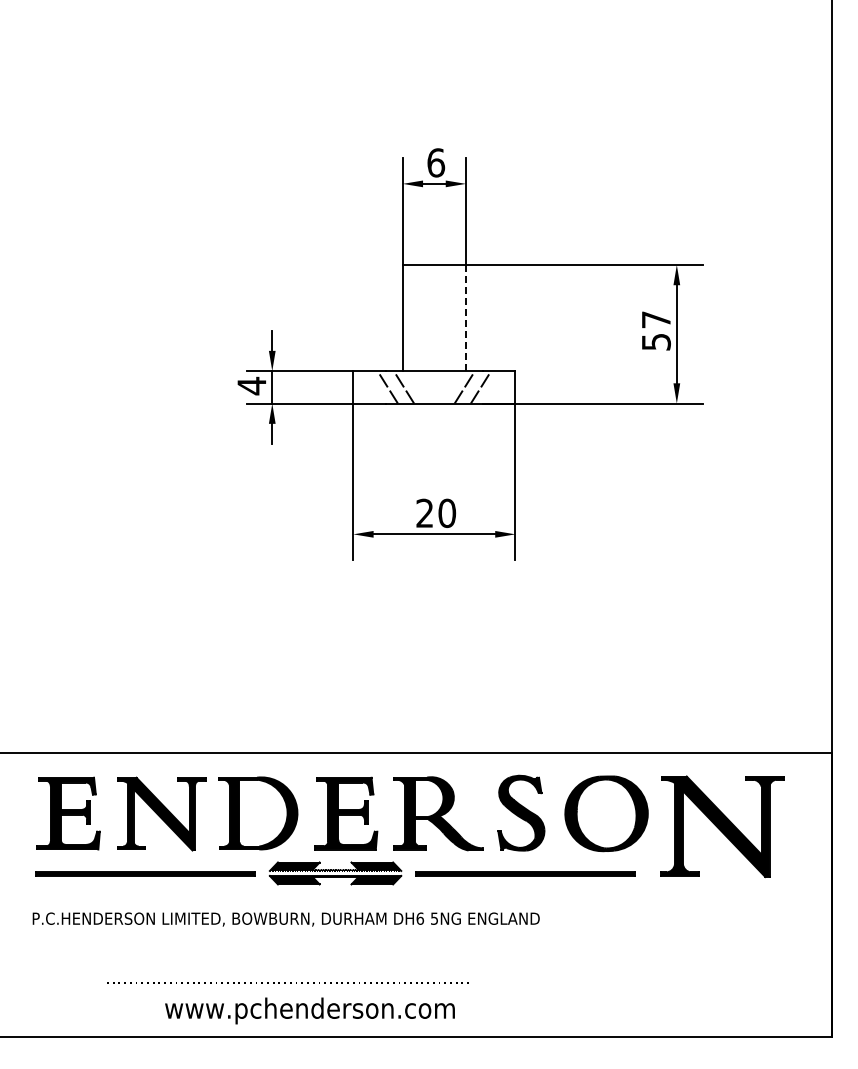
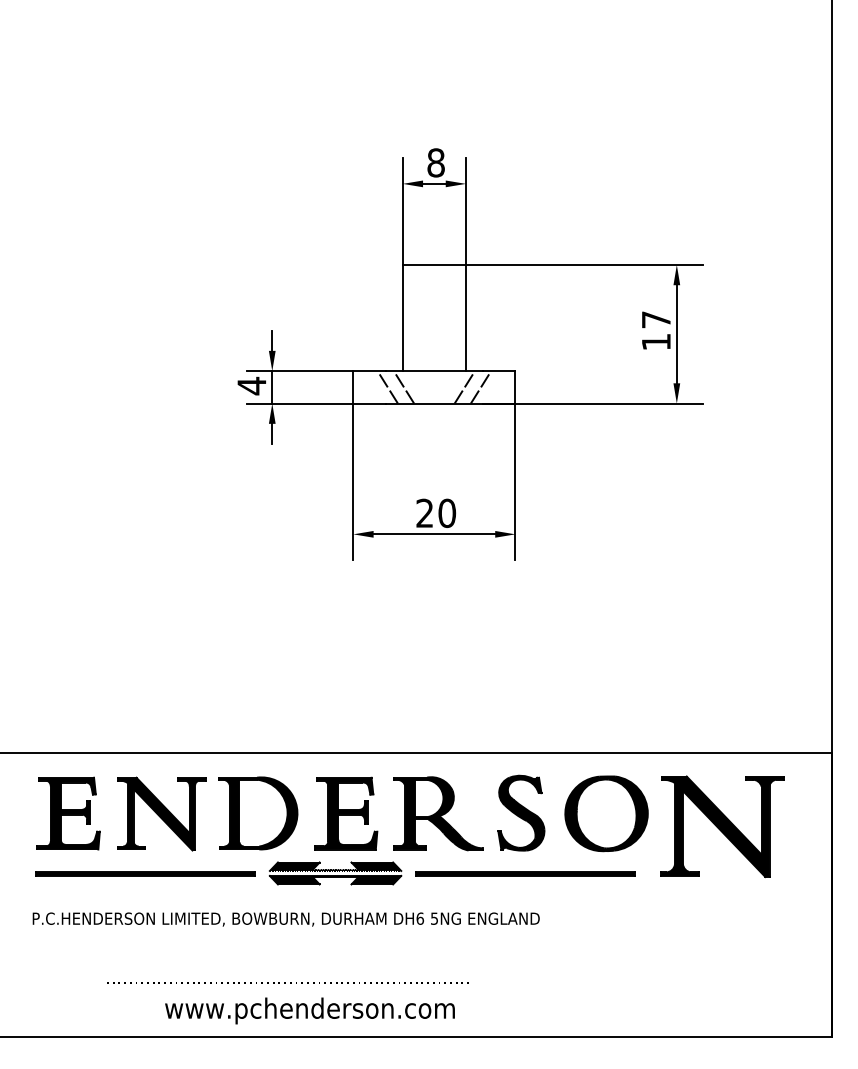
text: 6 -> 8 (436, 162)
line: dashed -> solid (466, 317)
text: 57 -> 17 (656, 342)
